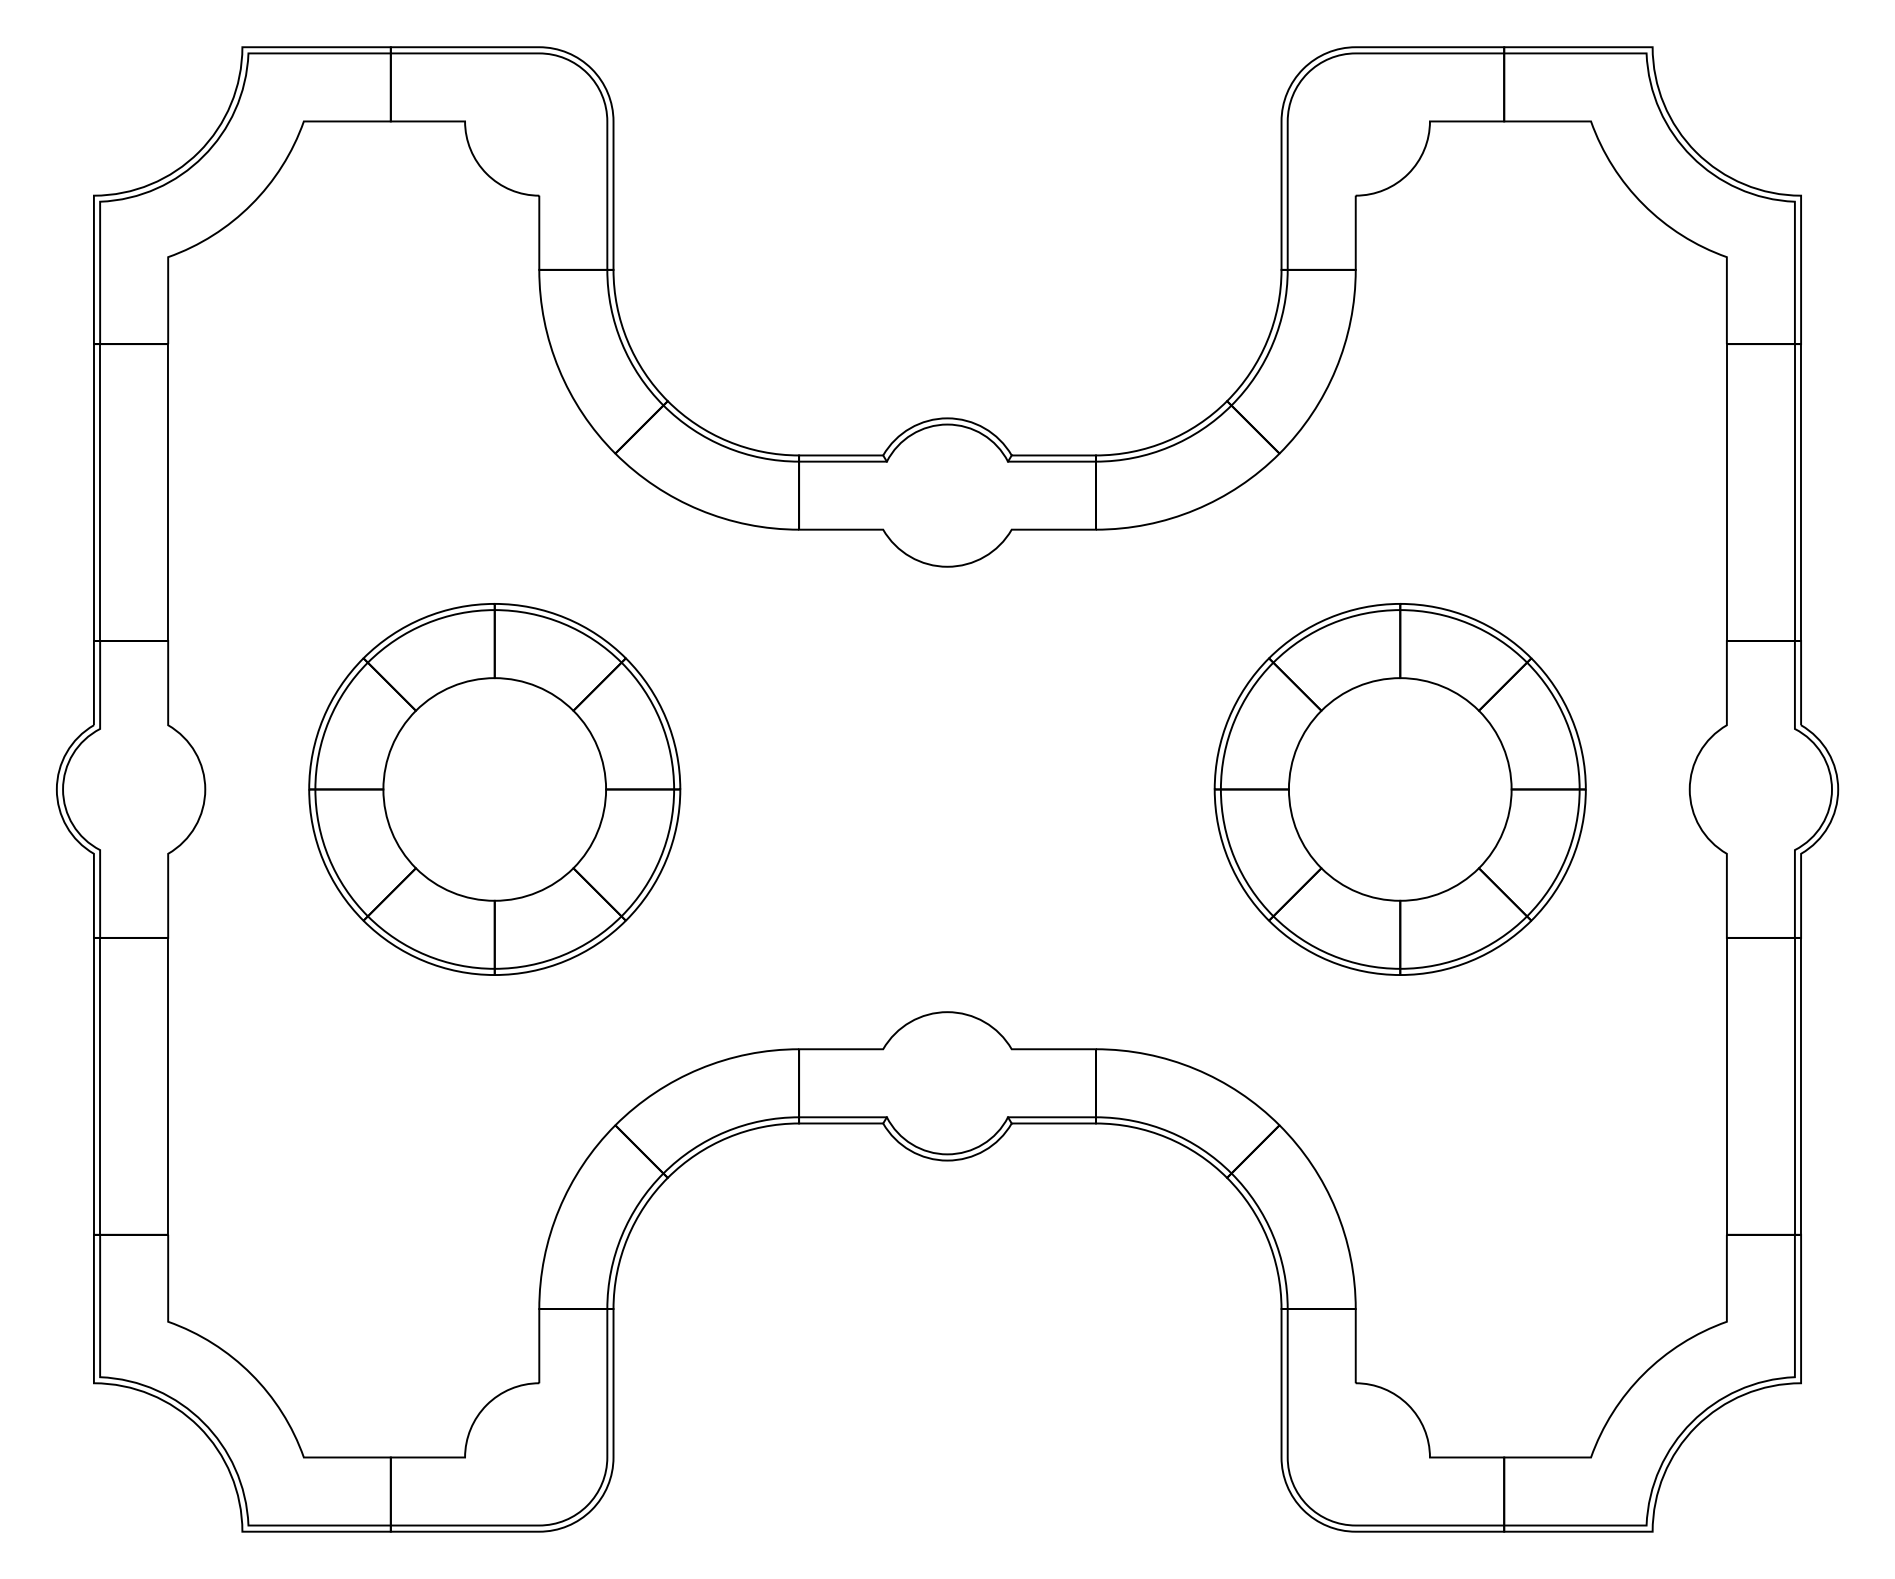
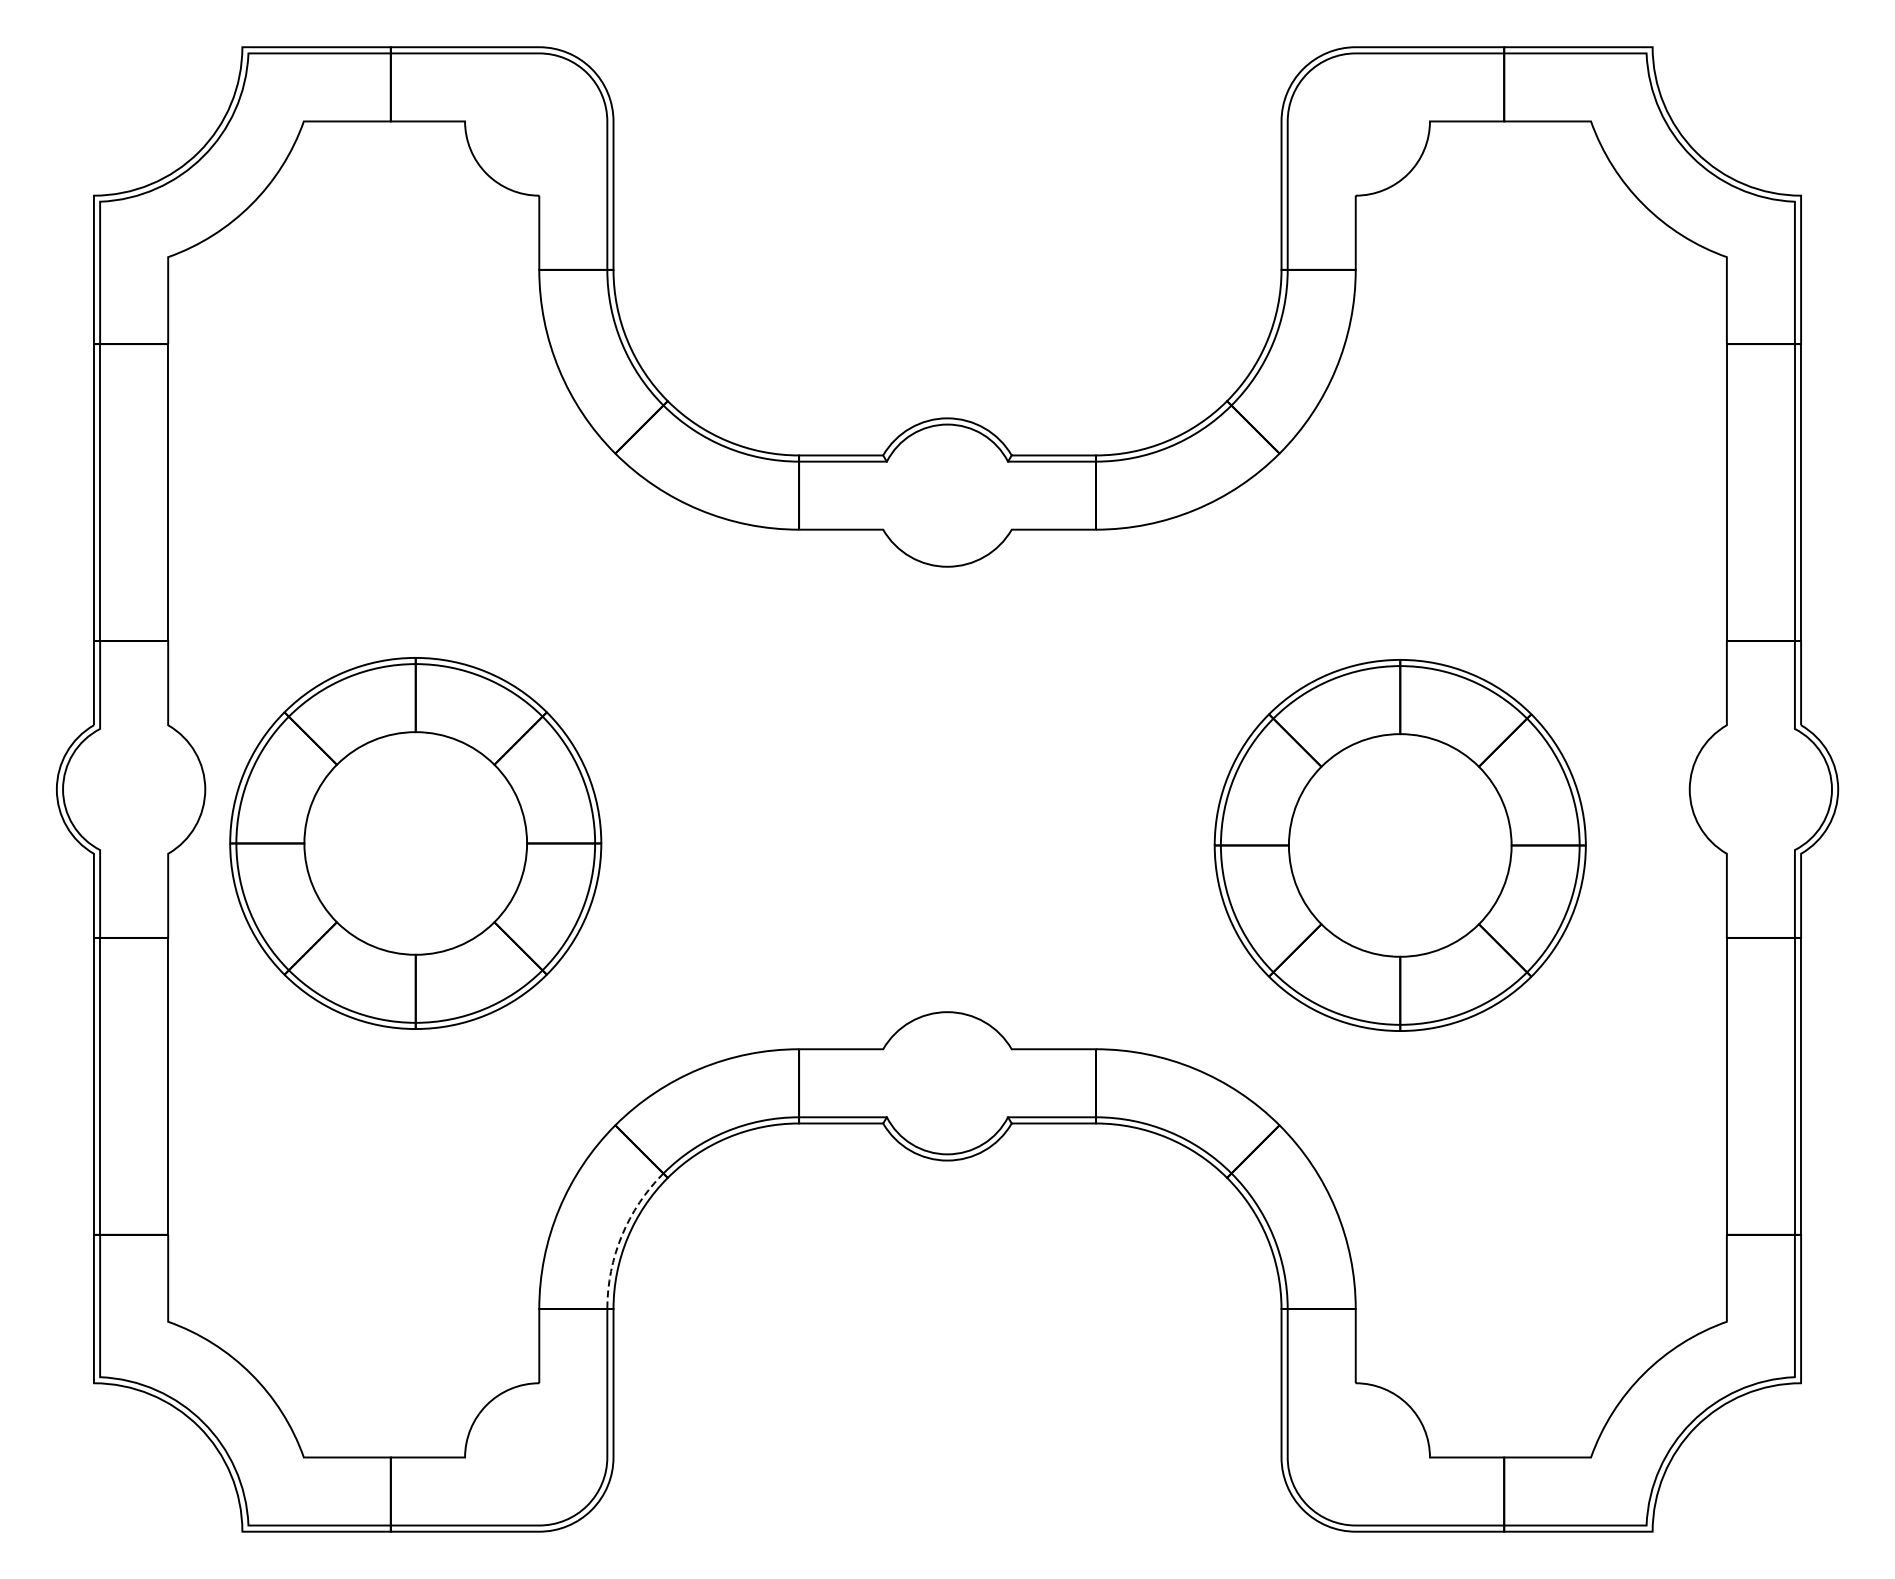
part position: (494, 789) -> (415, 843) (415, 843)
part position: (1399, 789) -> (1399, 845) (1399, 845)
arc: solid -> dashed (621, 1235)
